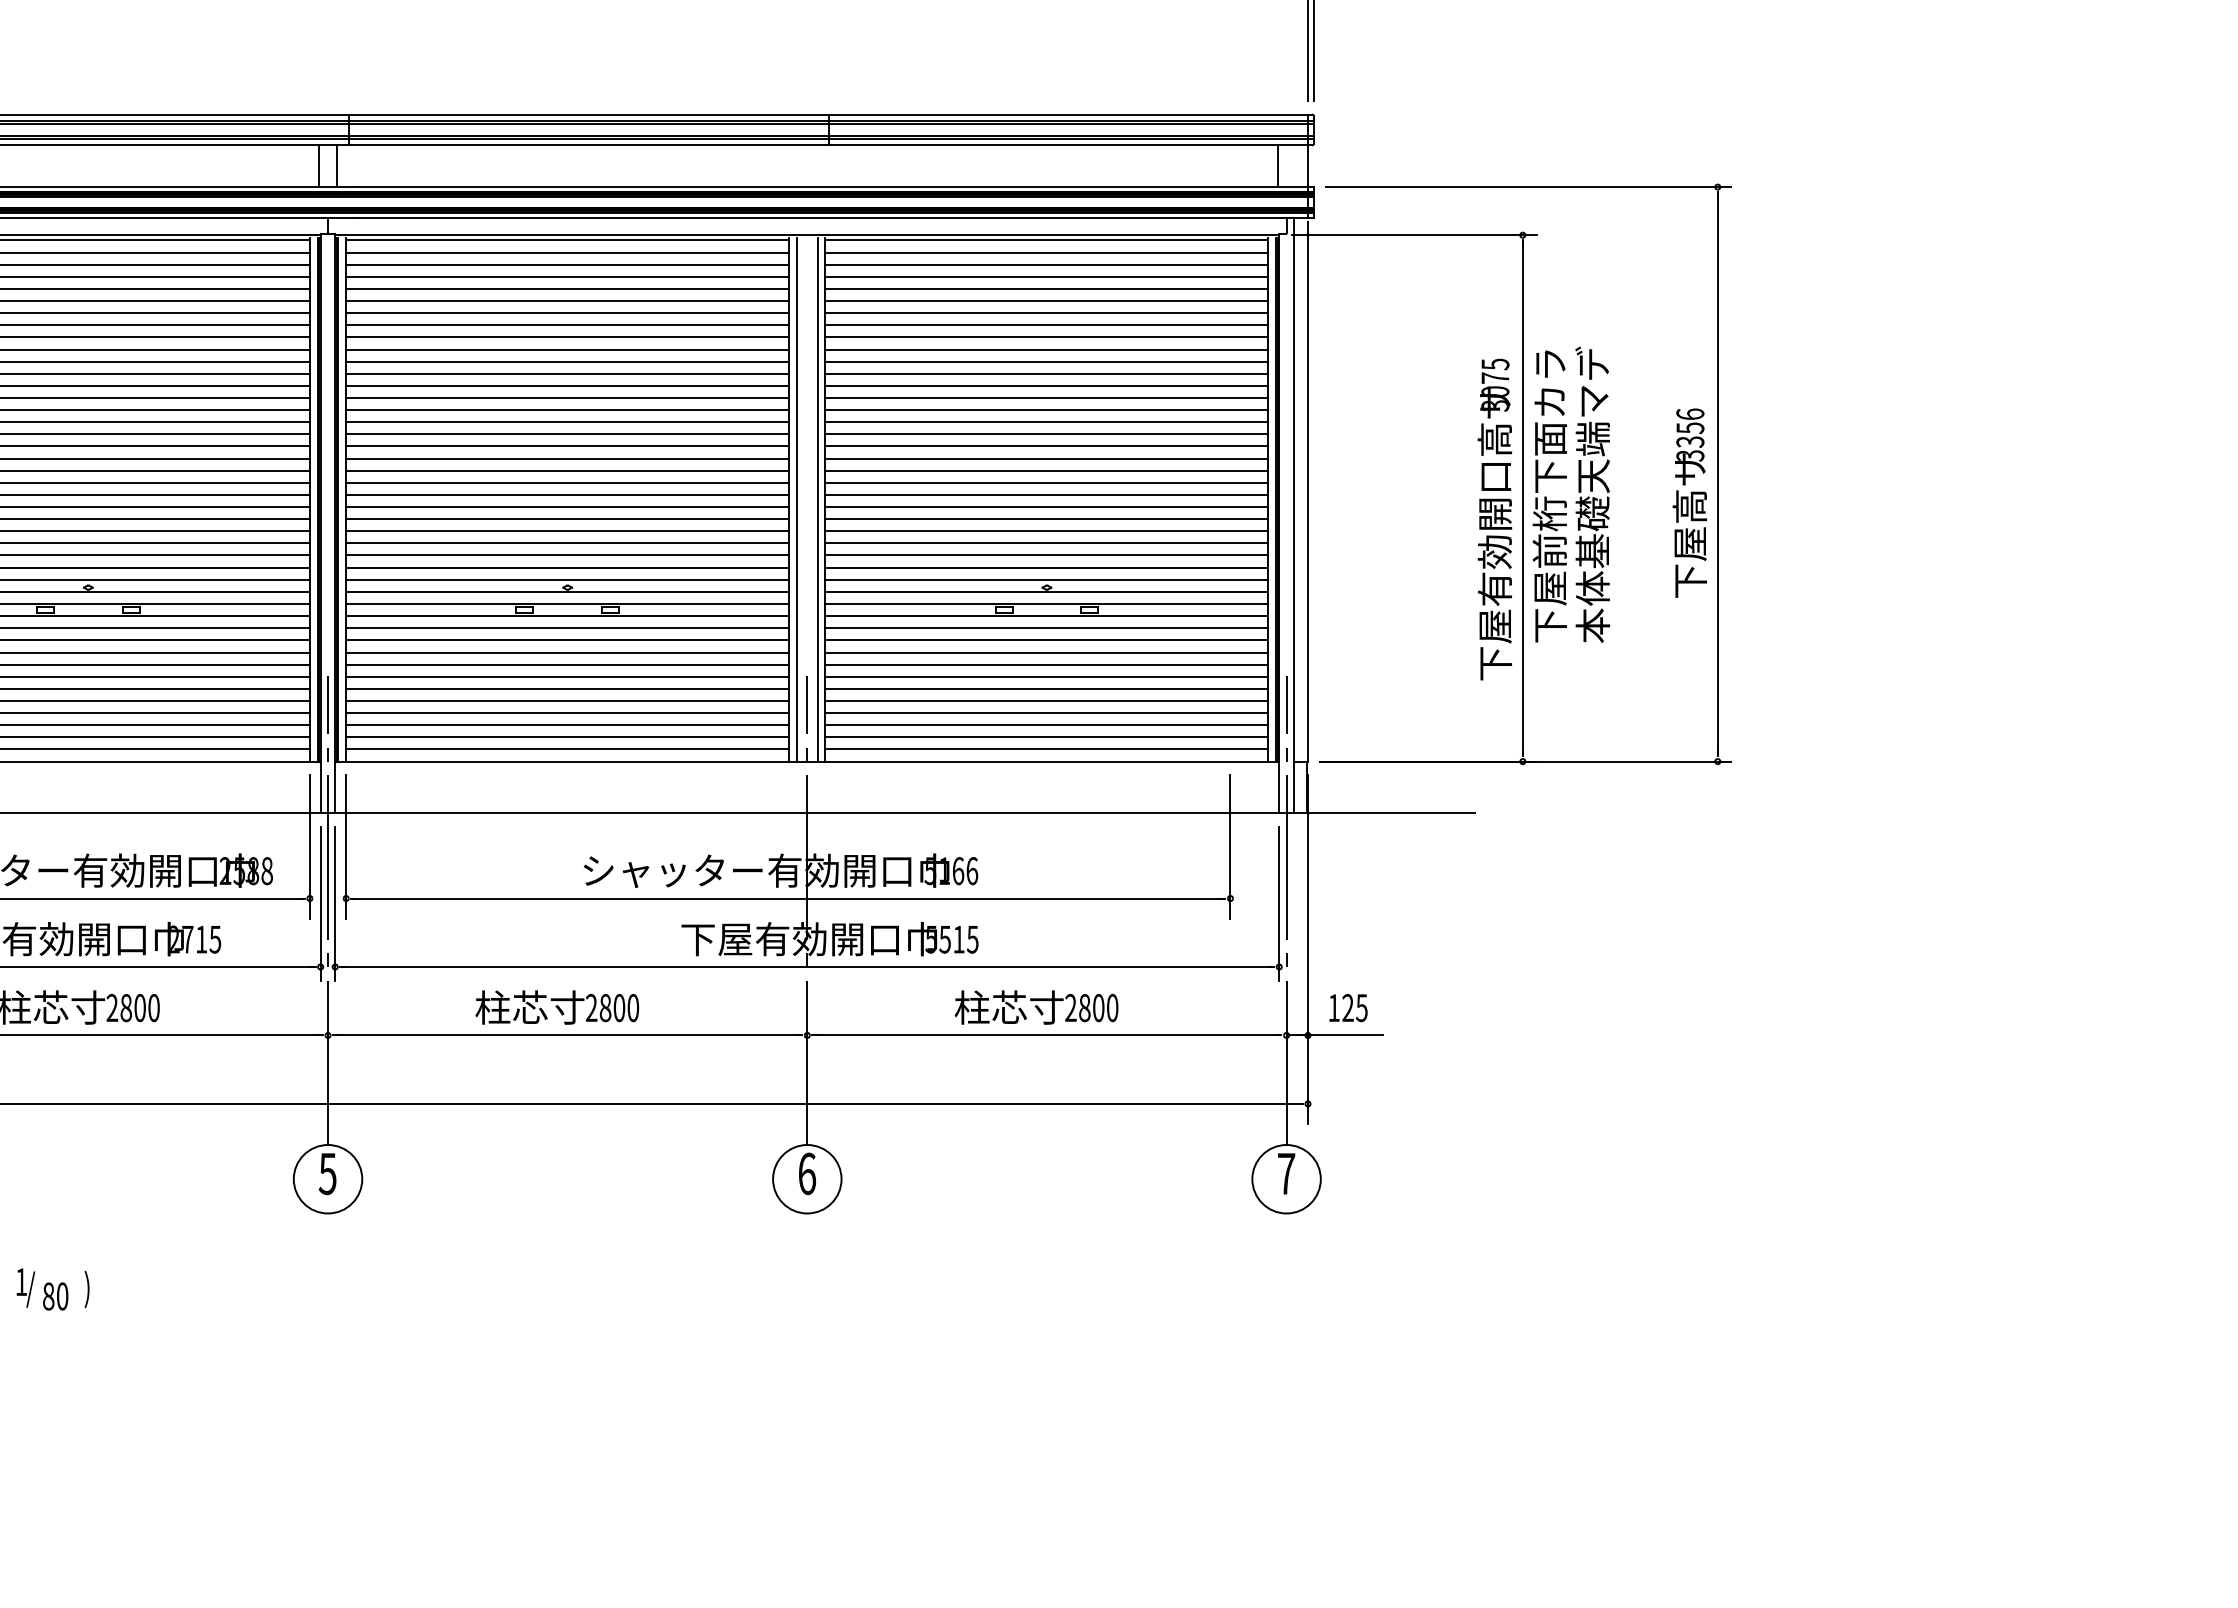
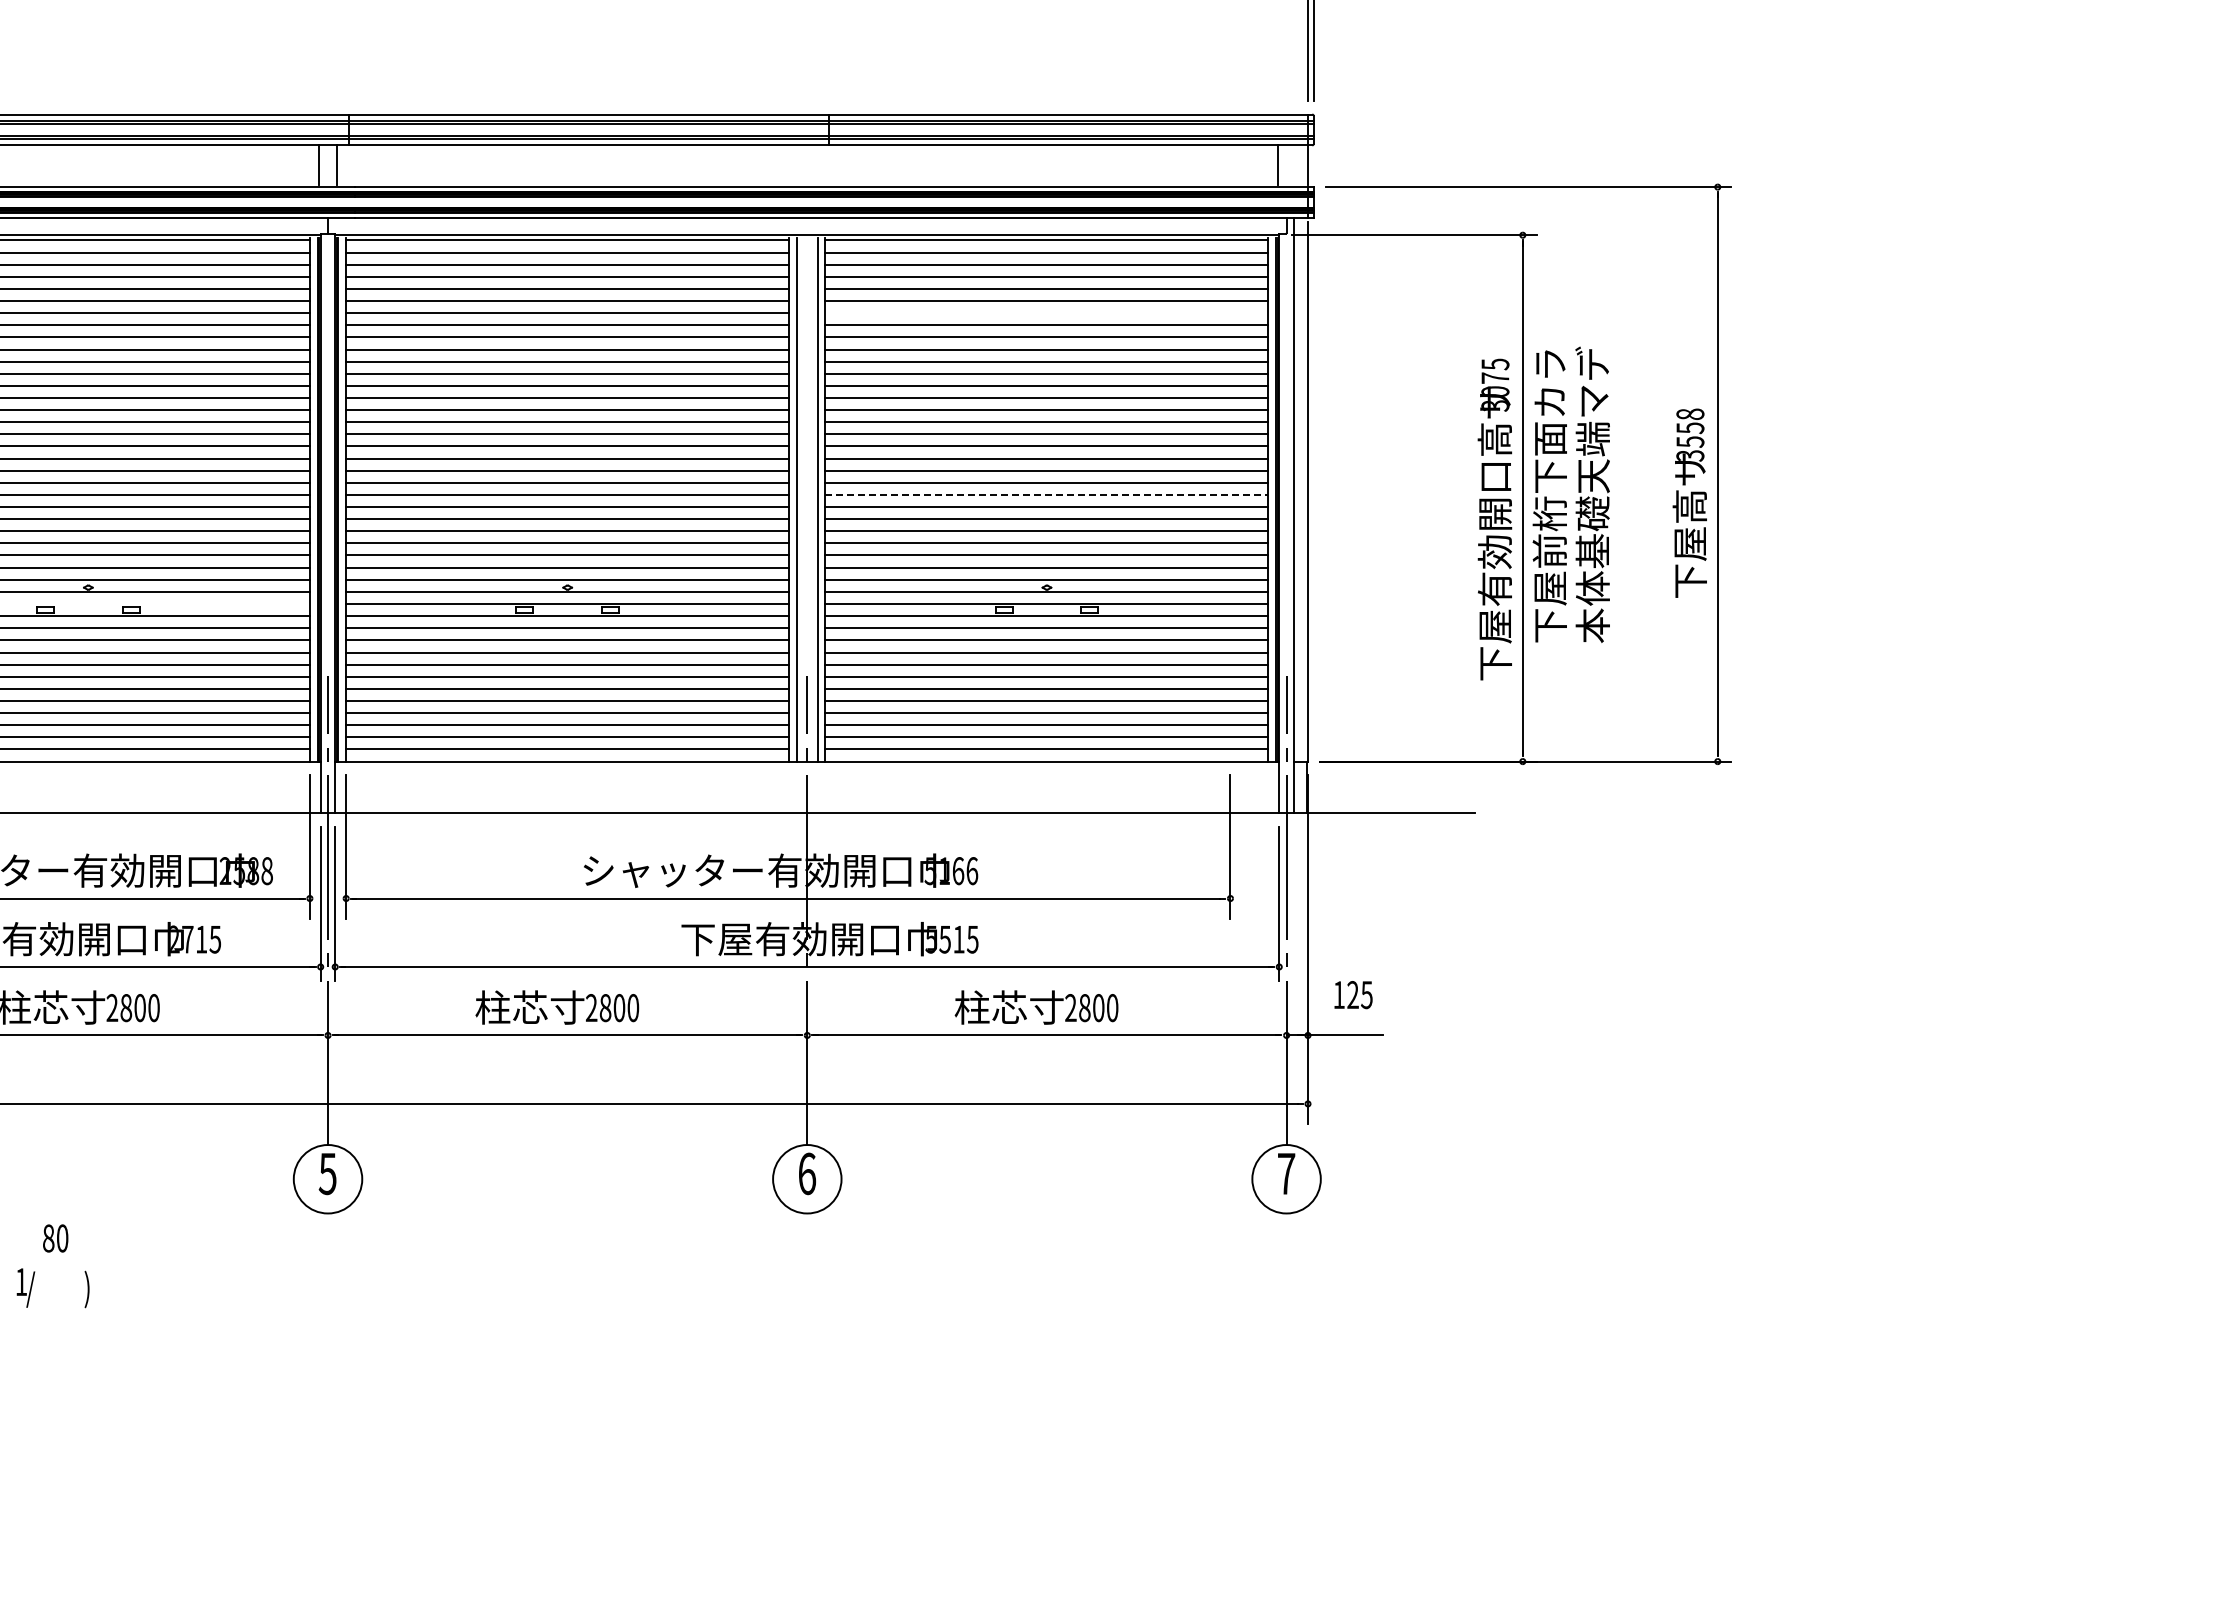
line: present -> none (1046, 313)
text: 3356 -> 3558 (1690, 427)
line: solid -> dashed (1047, 494)
line: present -> none (155, 603)
text position: (1348, 1008) -> (1353, 995) (1353, 995)
text position: (55, 1296) -> (55, 1238) (55, 1238)
